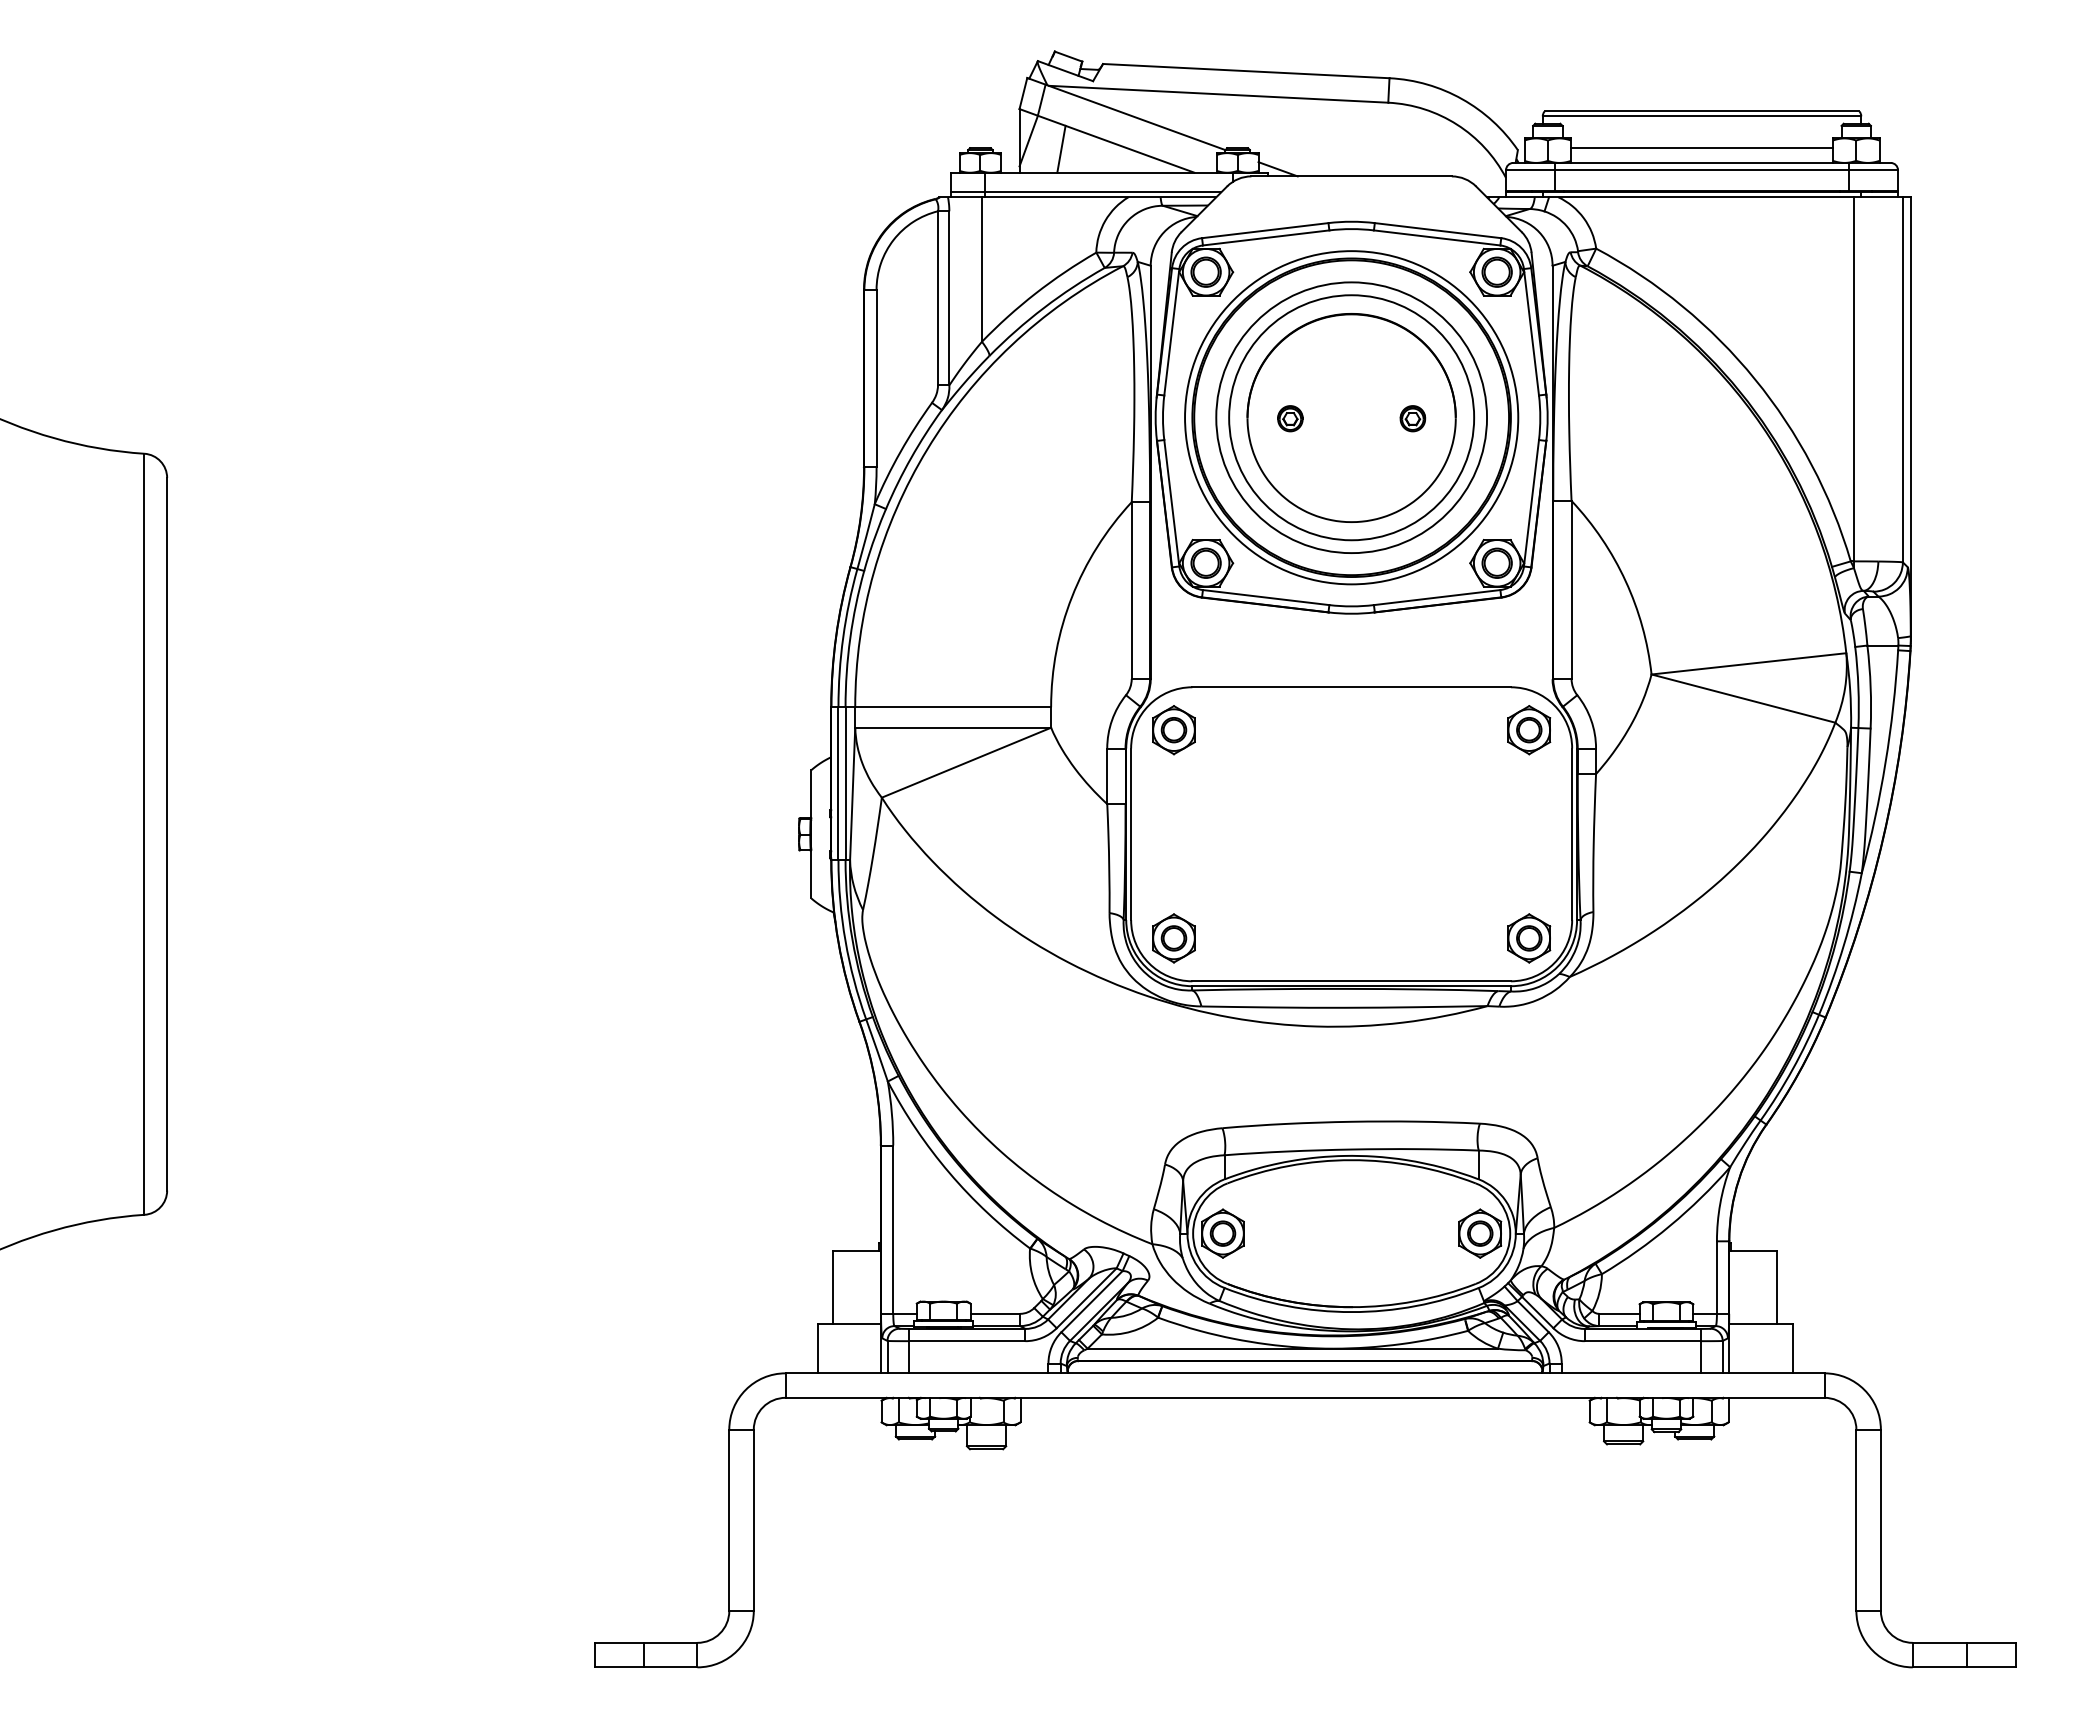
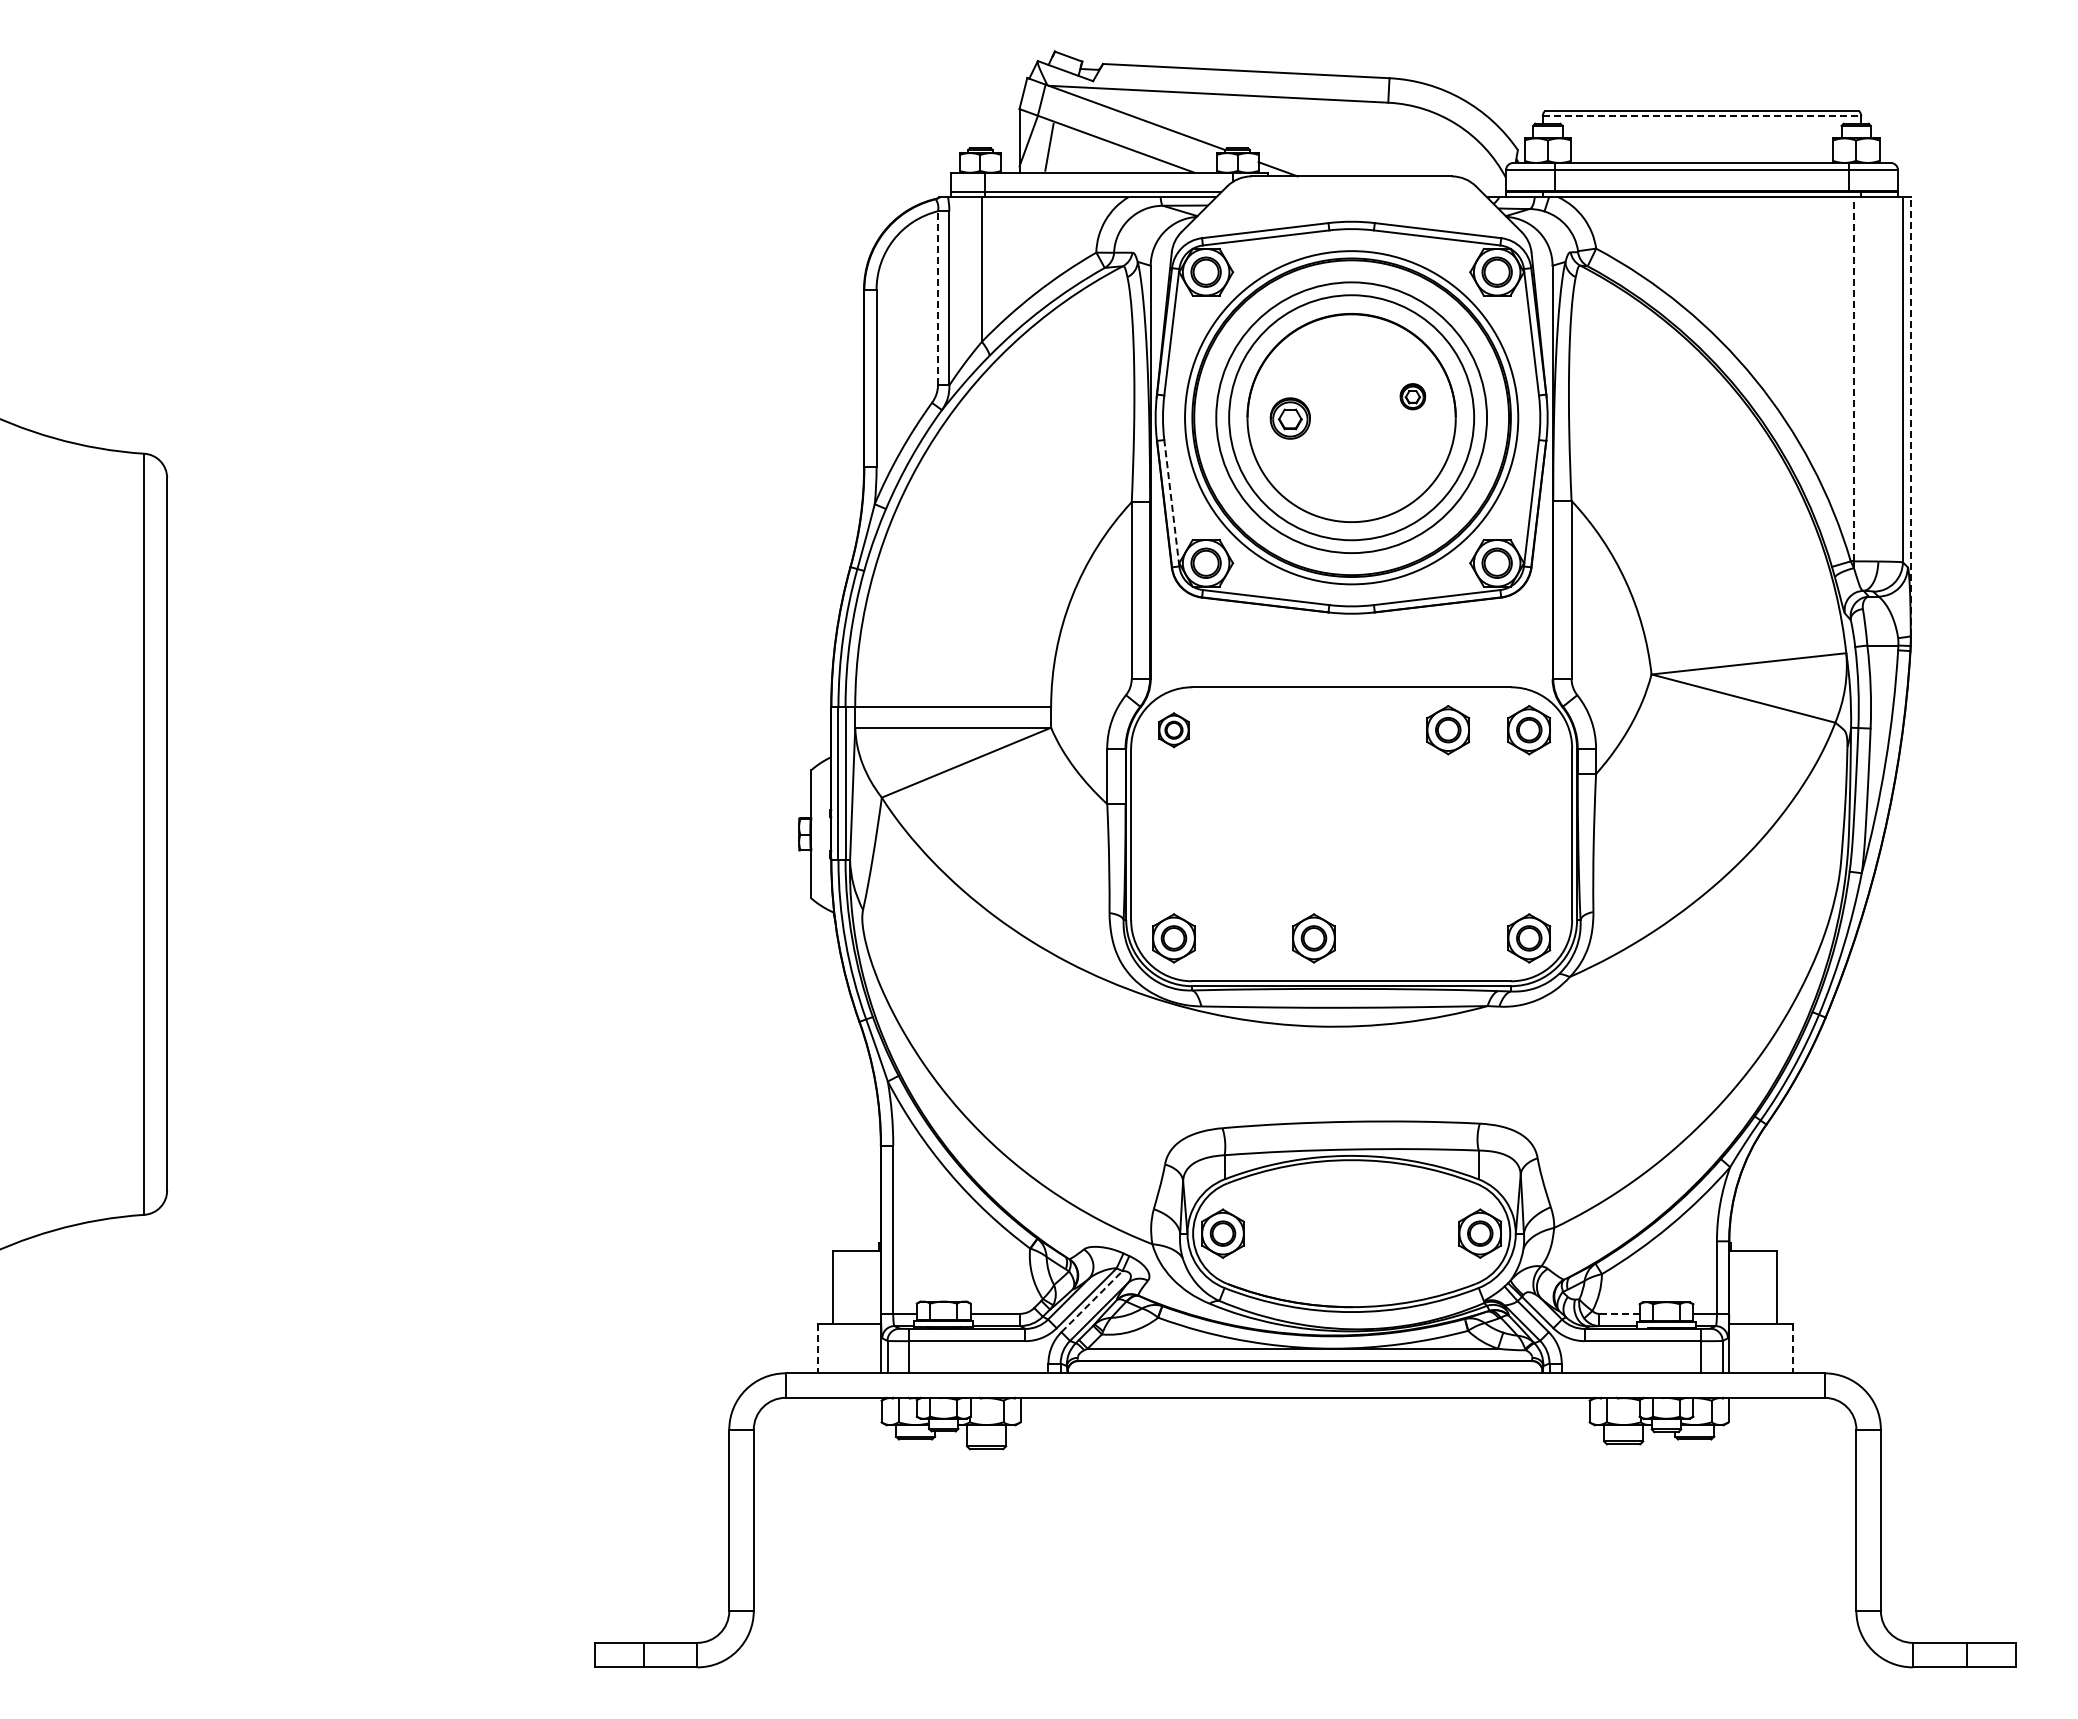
line: solid -> dashed (1702, 116)
line position: (1061, 148) -> (1049, 146) (1049, 146)
line: present -> none (1701, 148)
line: solid -> dashed (938, 297)
line: solid -> dashed (1853, 378)
line: solid -> dashed (1910, 416)
part size: 27x28 px -> 42x43 px (1289, 418)
part position: (1412, 418) -> (1412, 396) (1412, 396)
line: solid -> dashed (1171, 503)
part size: 44x51 px -> 32x37 px (1173, 730)
part: none -> present (1448, 730)
part: none -> present (1313, 938)
line: solid -> dashed (1092, 1301)
line: solid -> dashed (1618, 1313)
line: solid -> dashed (817, 1348)
line: solid -> dashed (1792, 1348)
